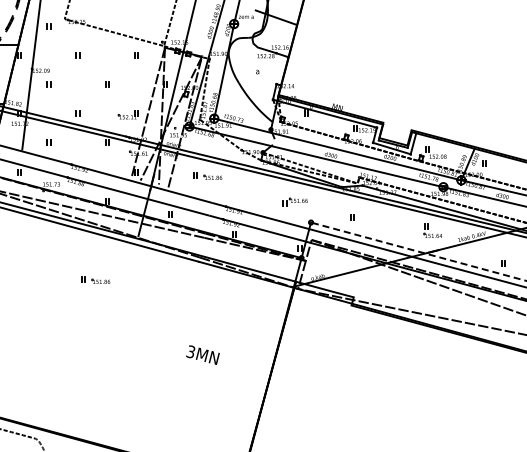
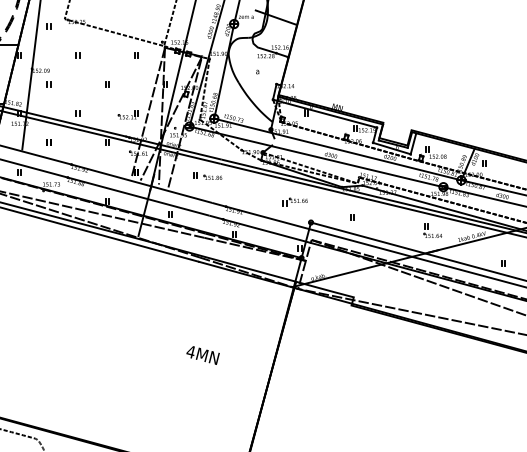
line: dashed -> solid (418, 251)
part: present -> none (95, 279)
text: 3MN -> 4MN (190, 351)
